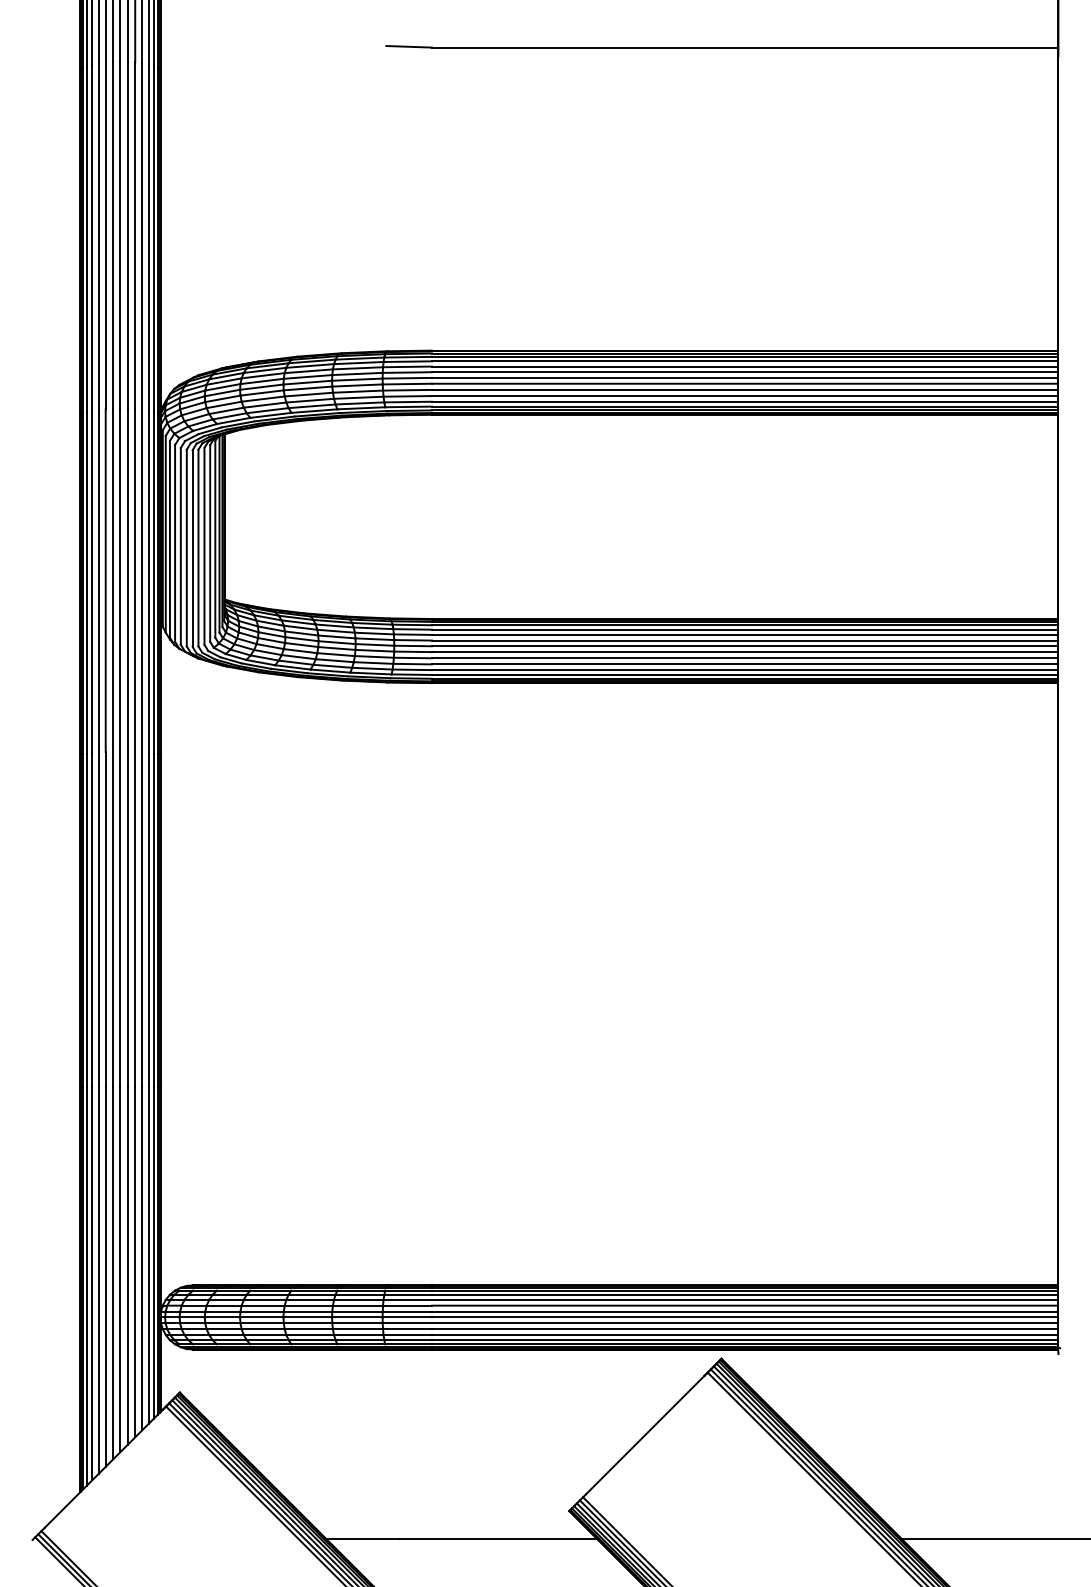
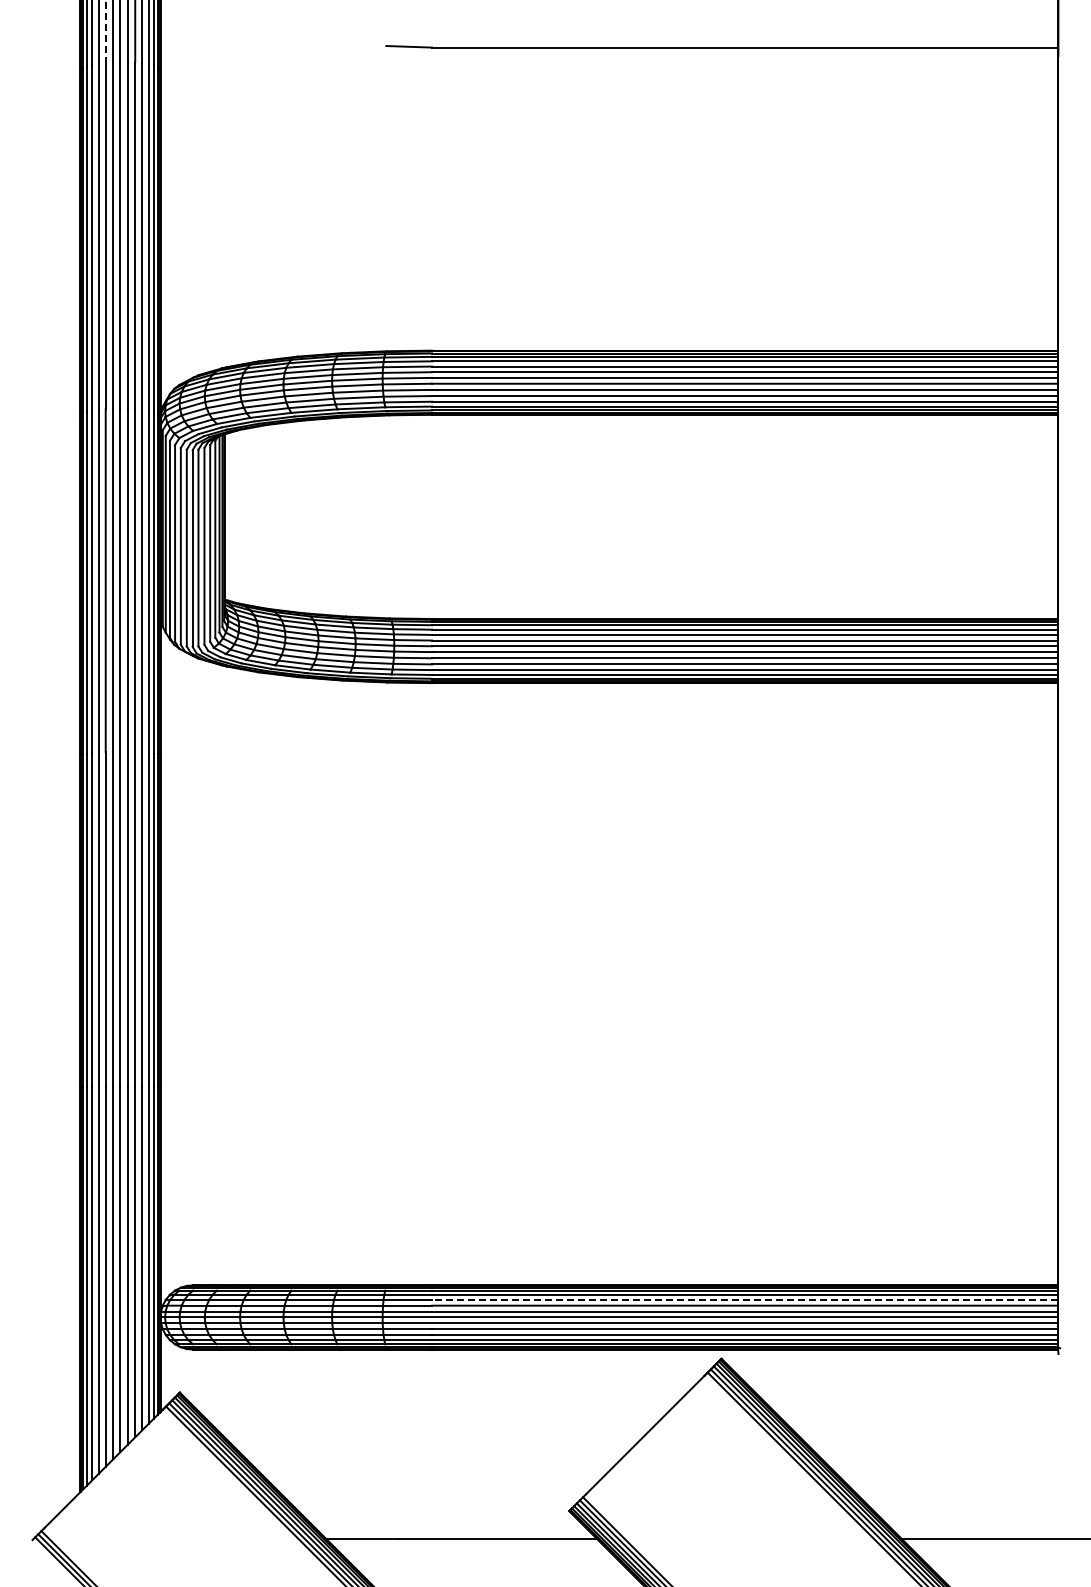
line: solid -> dashed (105, 31)
line: solid -> dashed (744, 1299)
